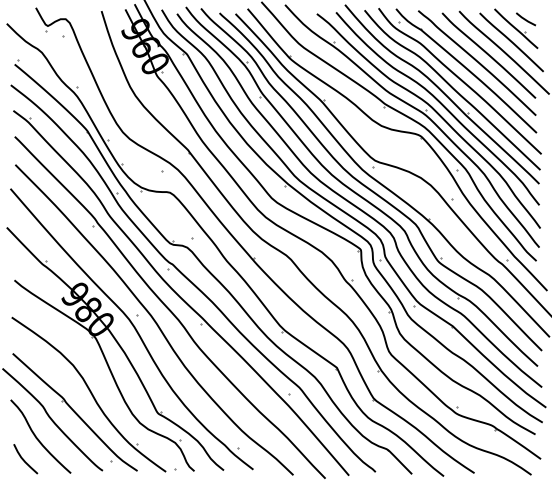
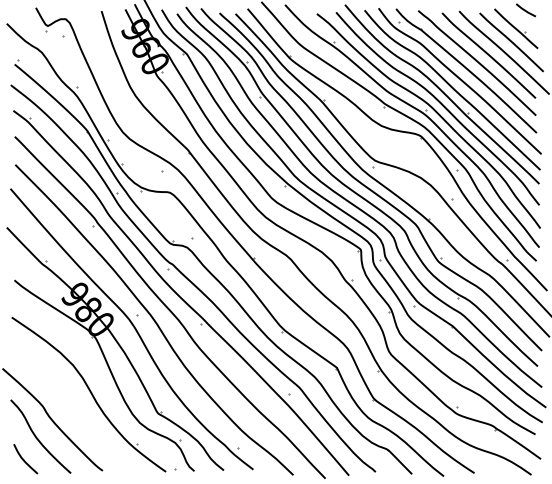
line position: (525, 19) -> (525, 10) (525, 10)
part: present -> none (74, 412)
